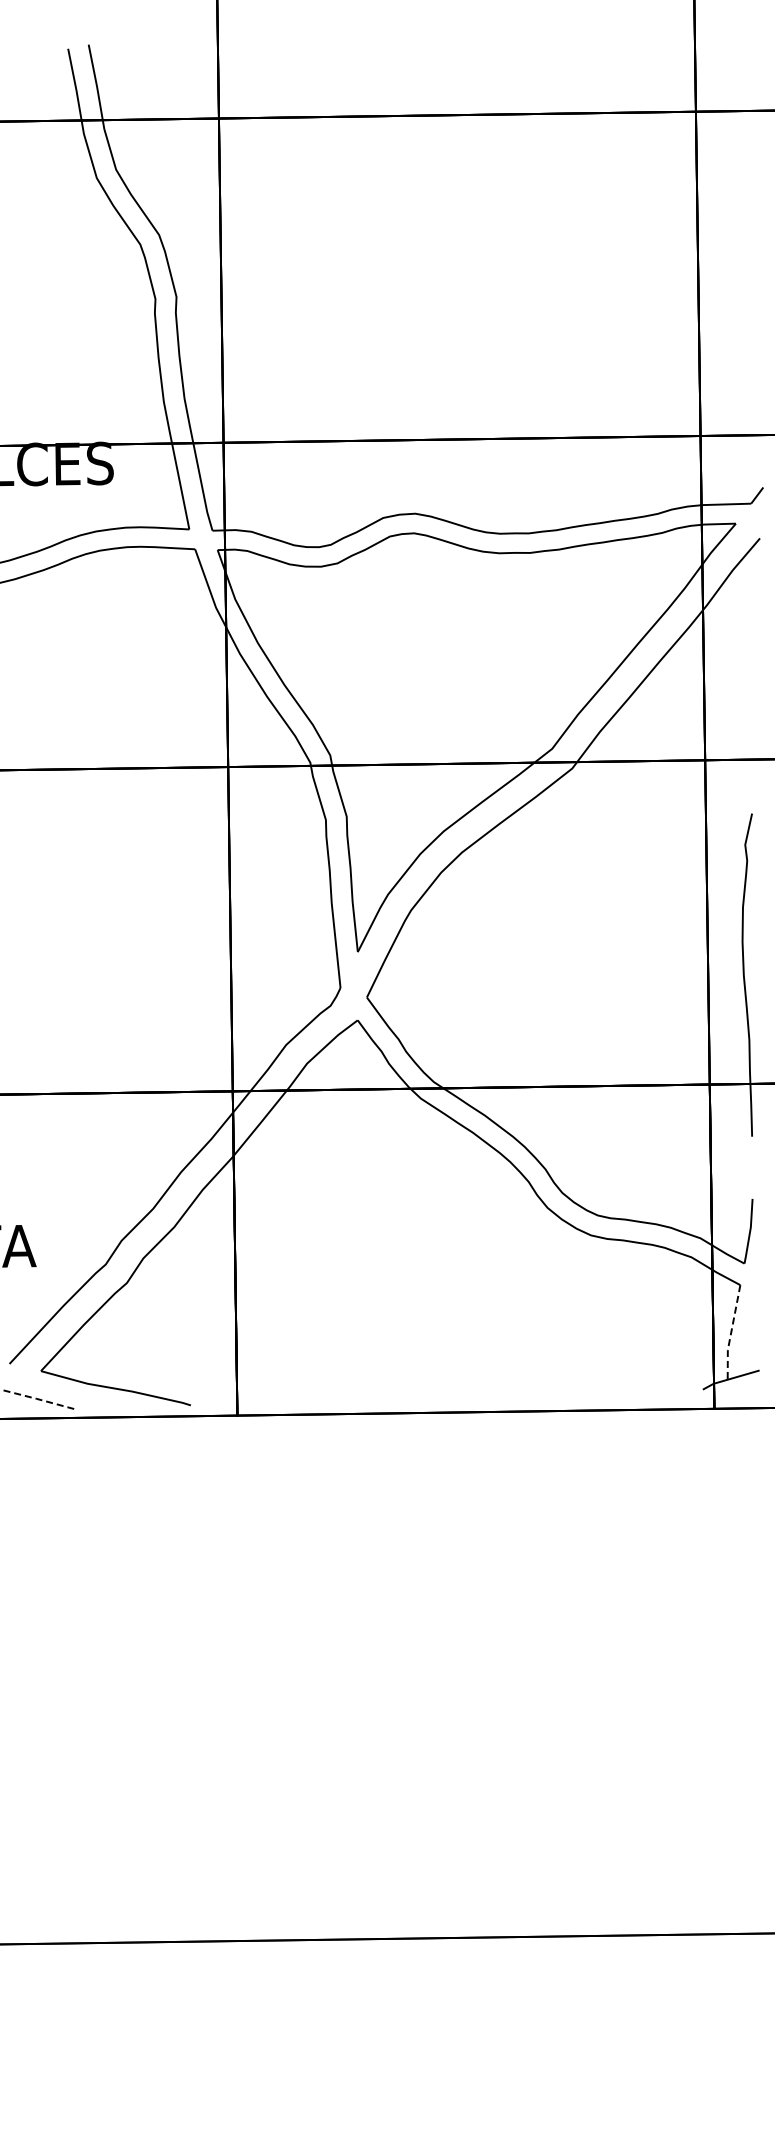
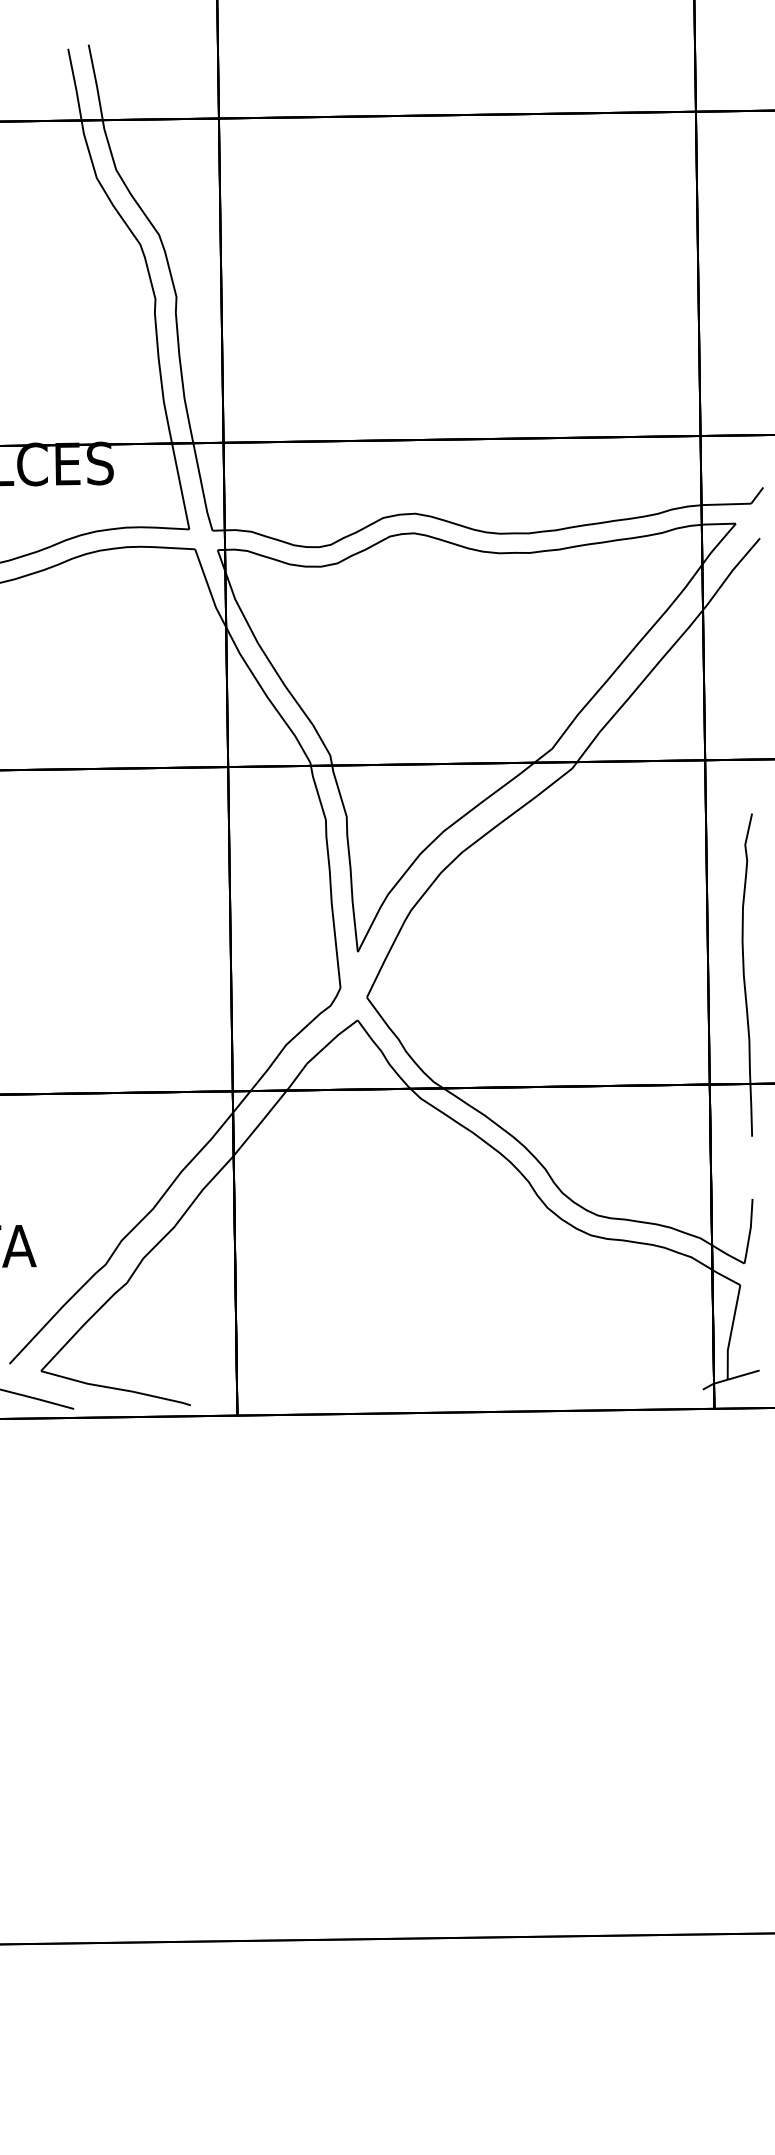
line: dashed -> solid (731, 1332)
line: dashed -> solid (36, 1398)
